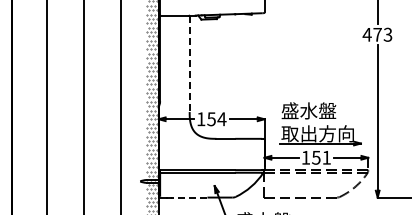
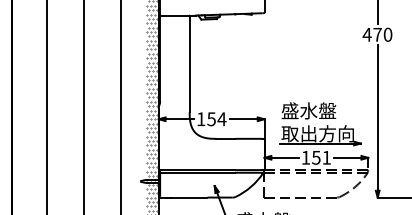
text: 473 -> 470 (387, 34)
line: dashed -> solid (189, 64)
line: dashed -> solid (188, 197)
